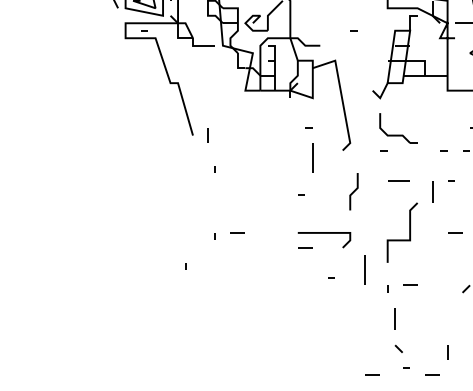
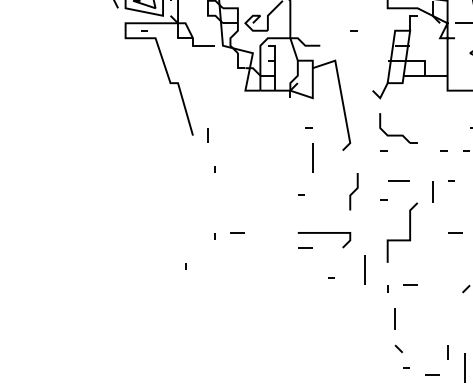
line: none -> present (383, 199)
line: none -> present (464, 367)
line: present -> none (372, 374)
